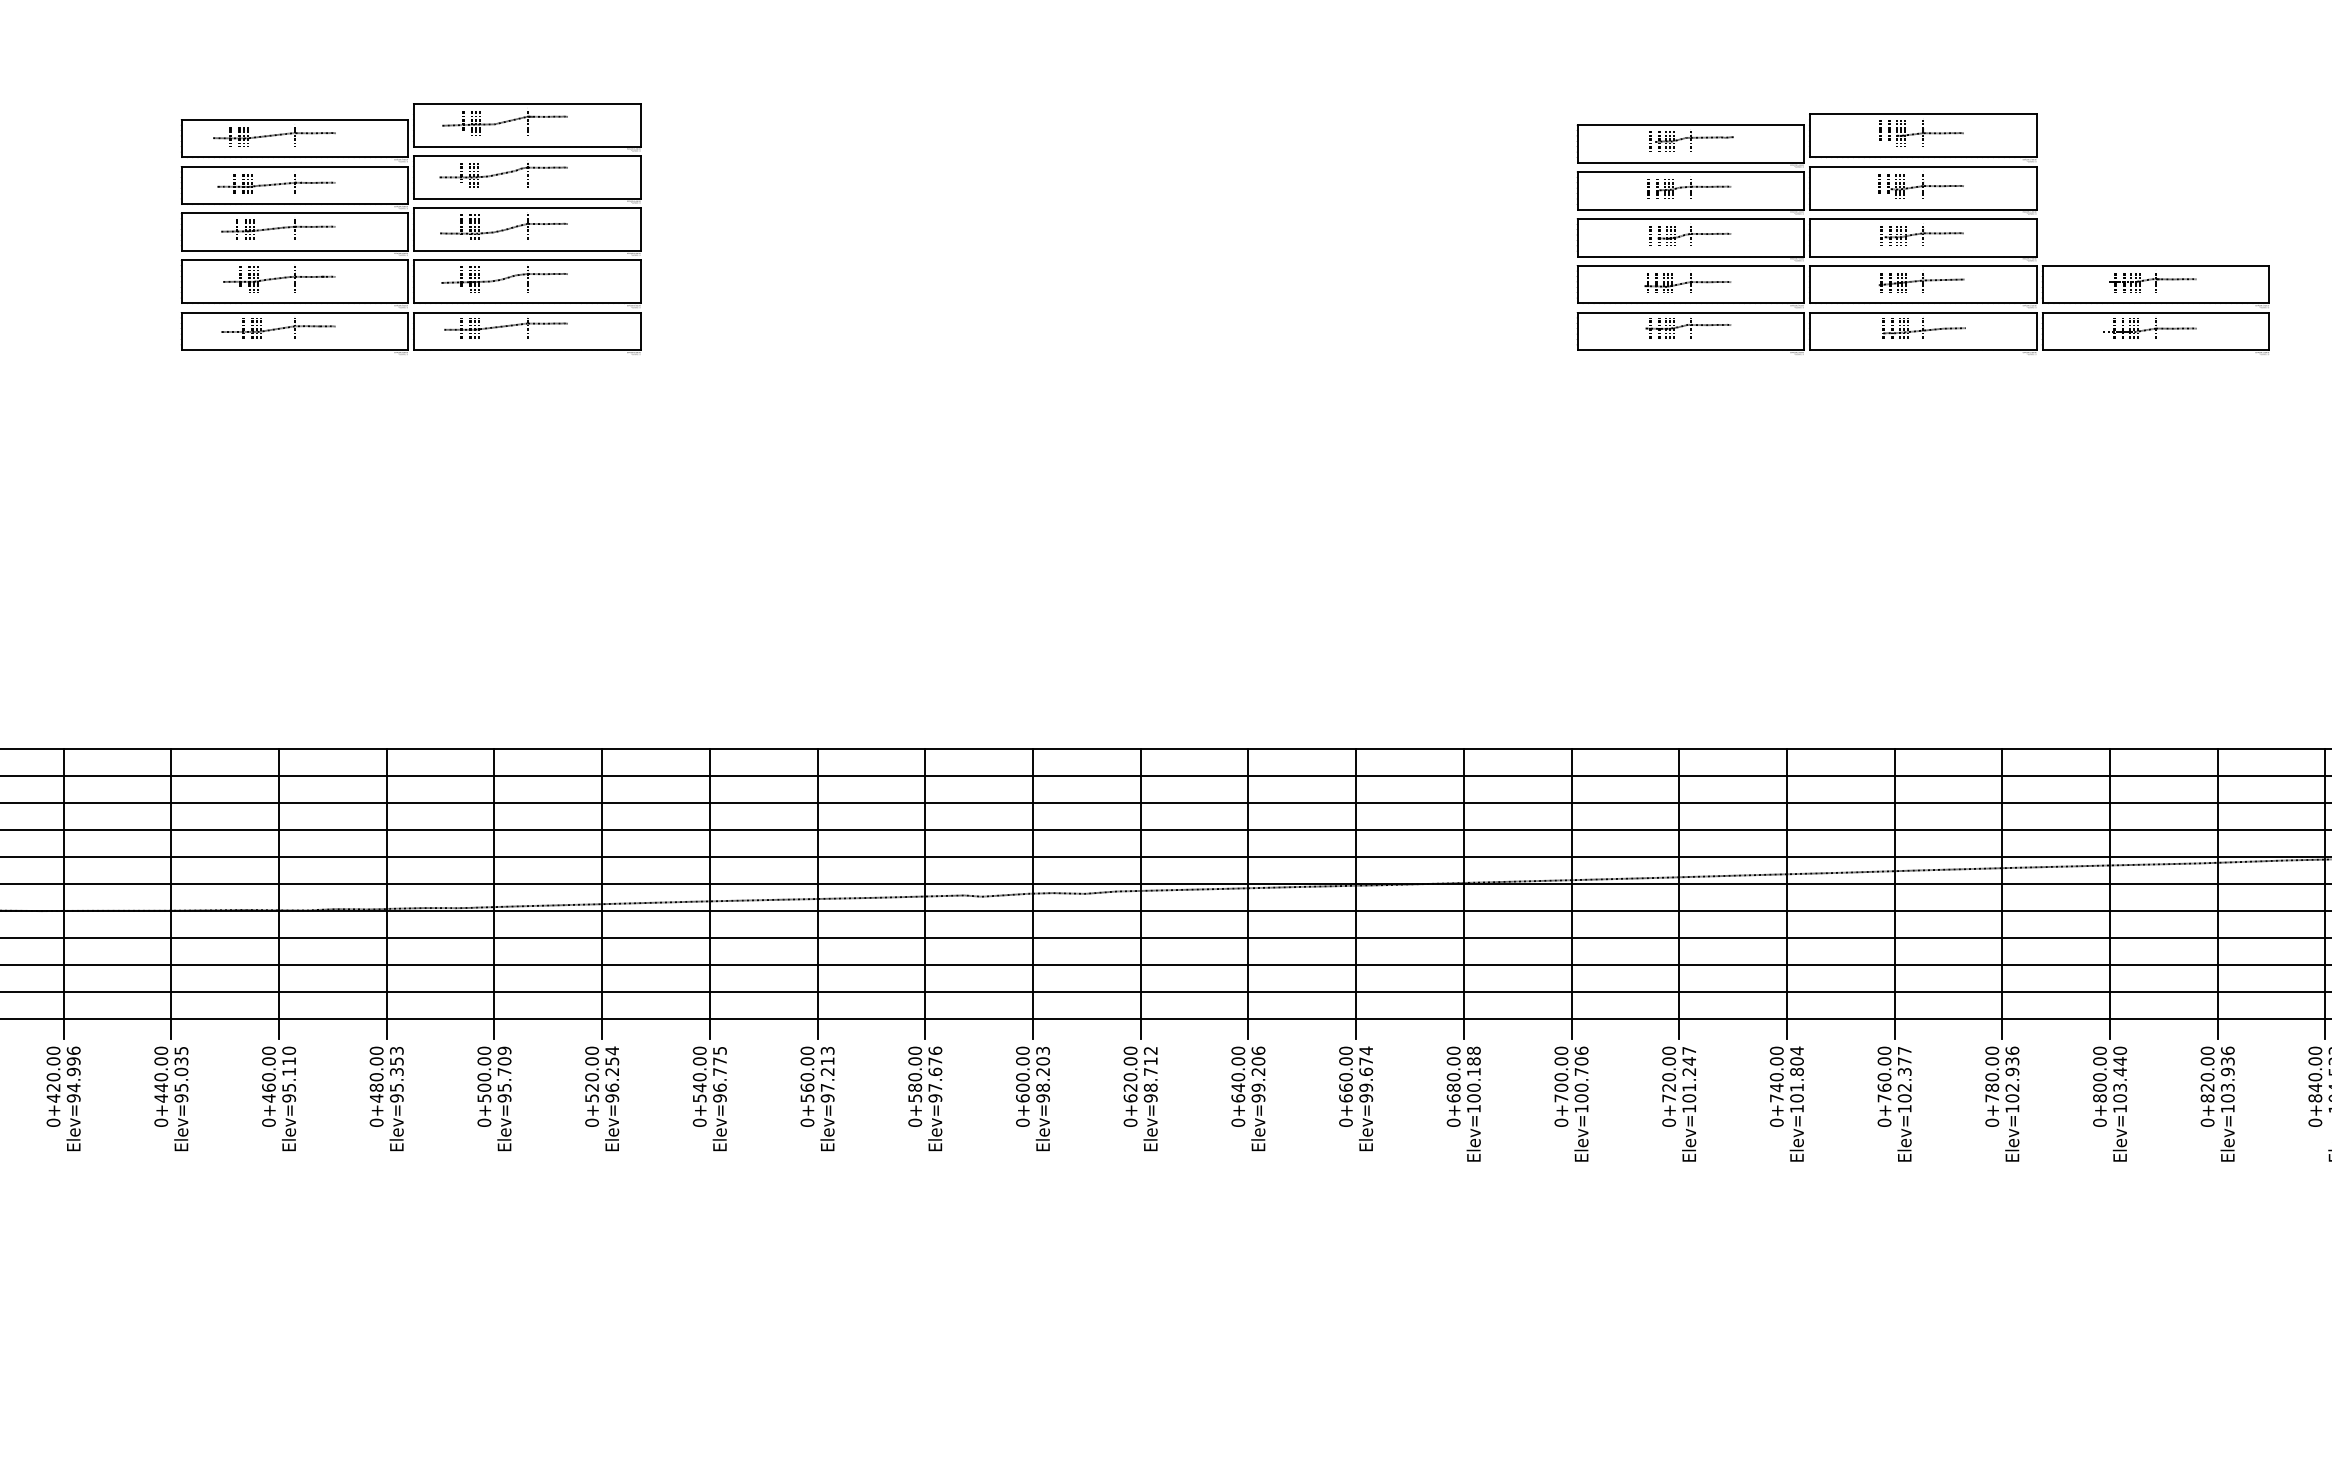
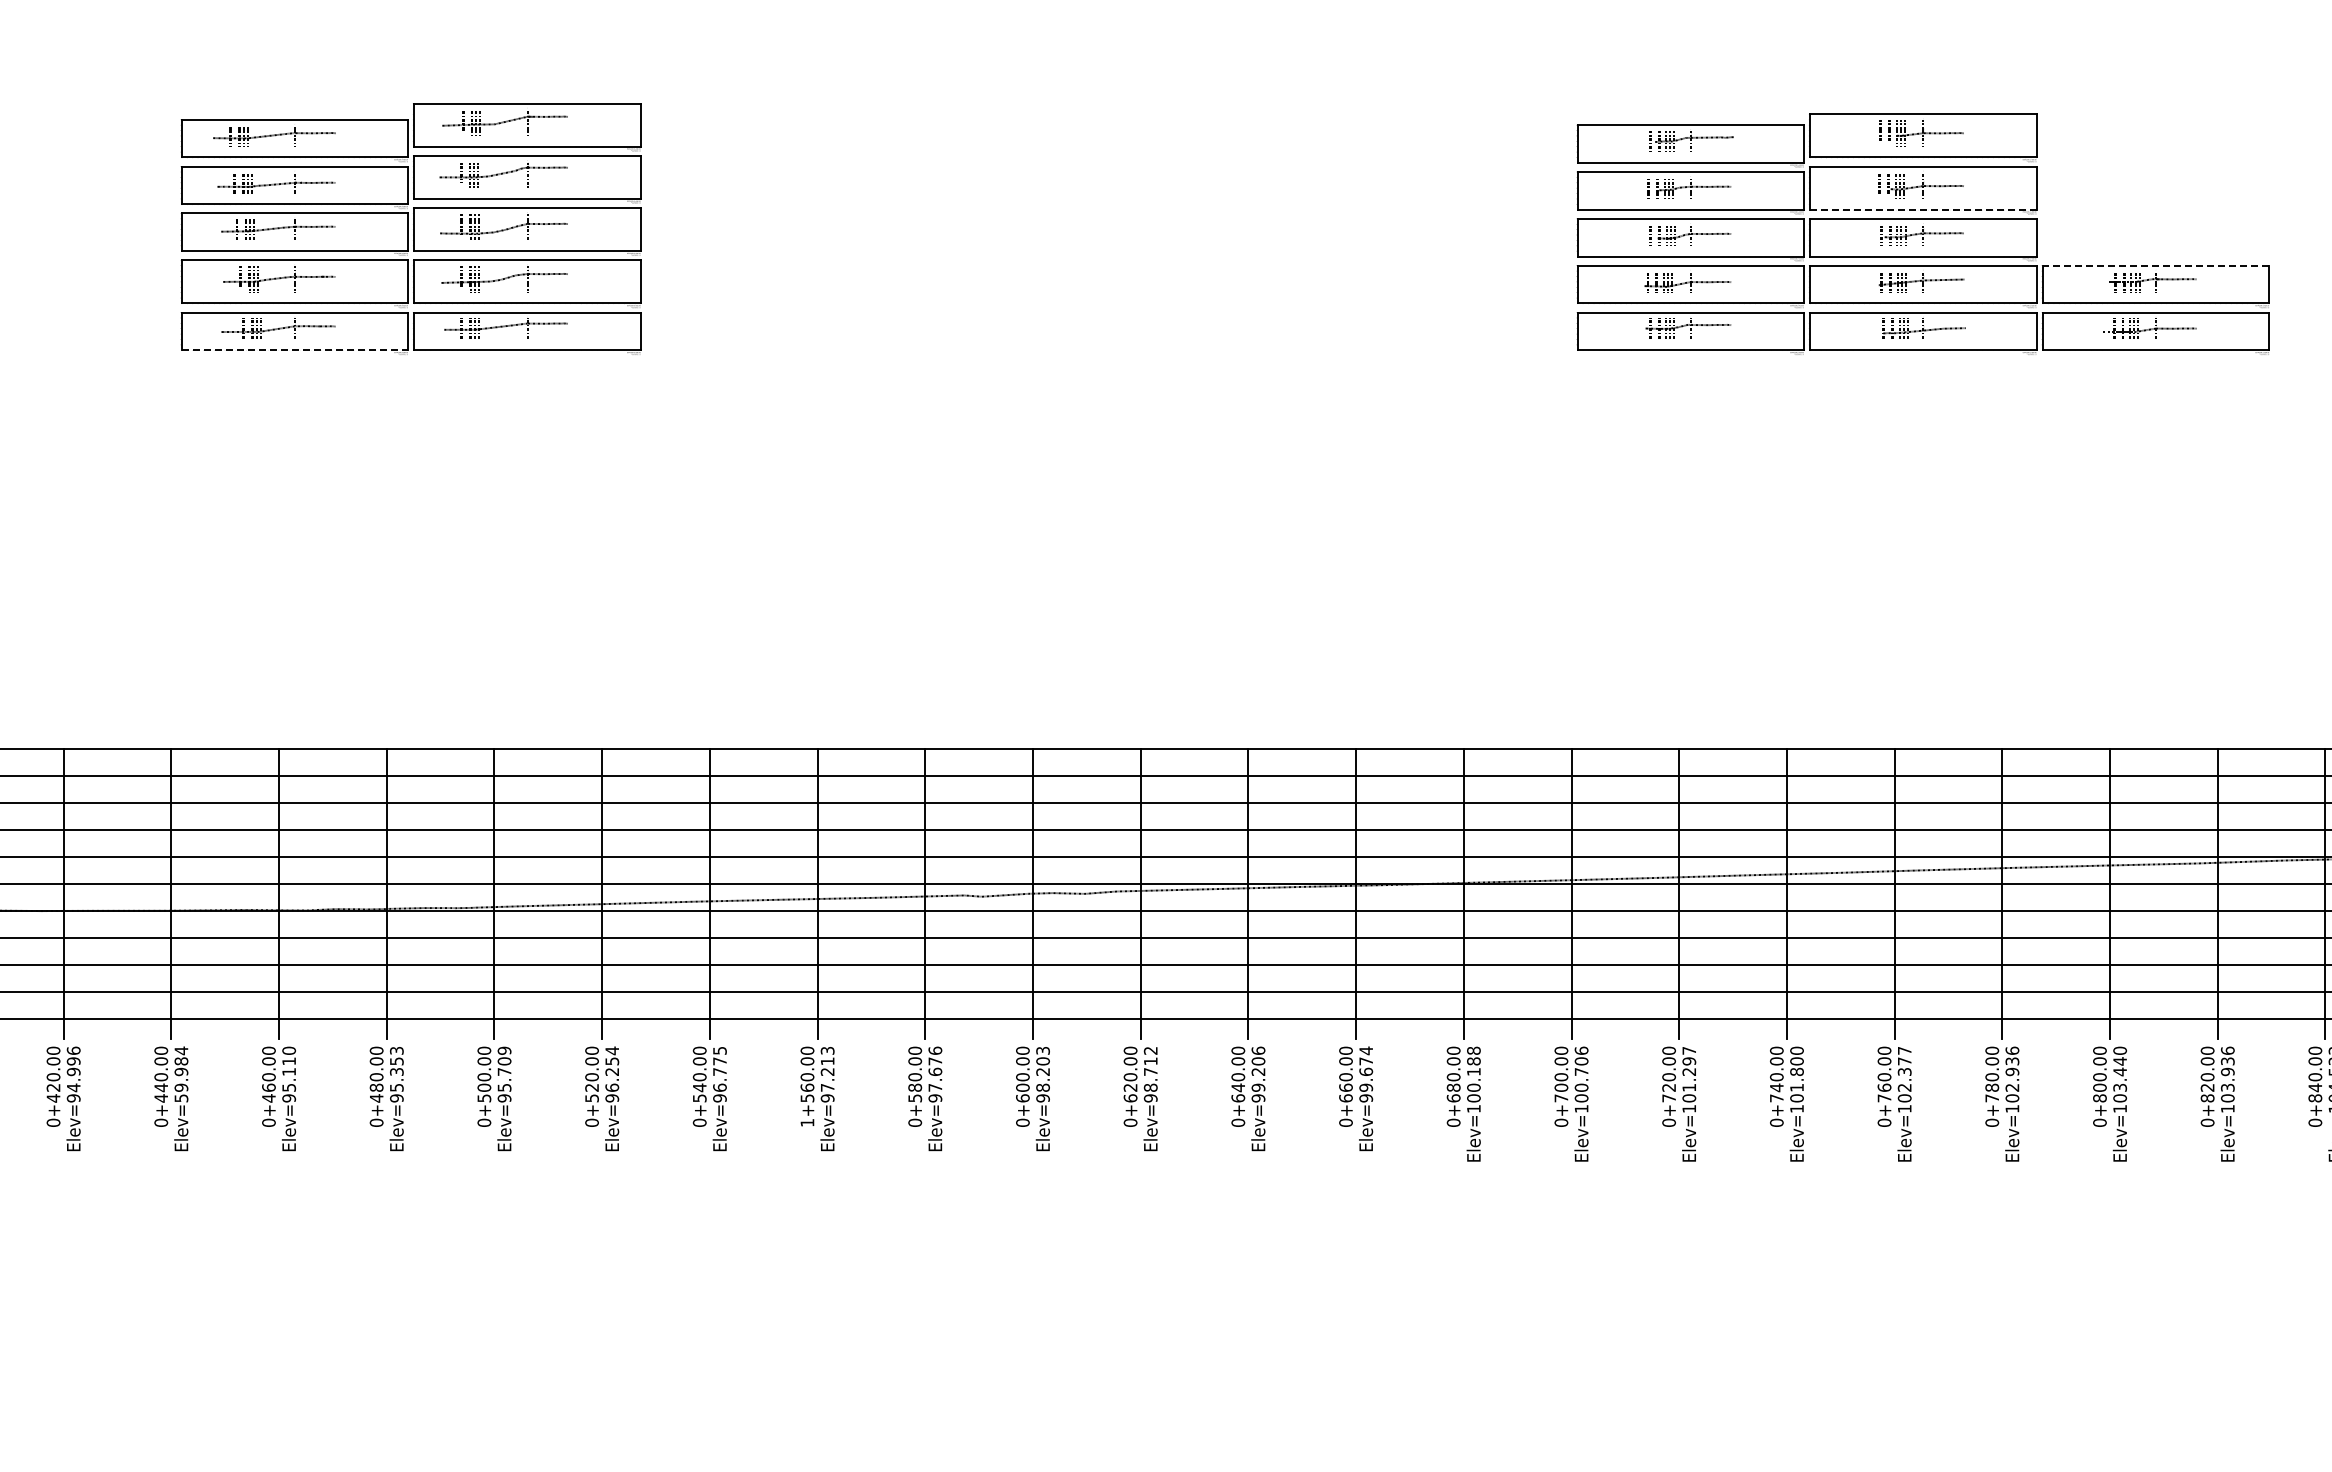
line: solid -> dashed (1923, 209)
line: solid -> dashed (2155, 265)
line: solid -> dashed (295, 350)
text: Elev=101.804 -> Elev=101.800 (1796, 1050)
text: Elev=101.247 -> Elev=101.297 (1689, 1061)
text: Elev=95.035 -> Elev=59.984 (181, 1074)
text: 0+560.00 -> 1+560.00 (807, 1122)
